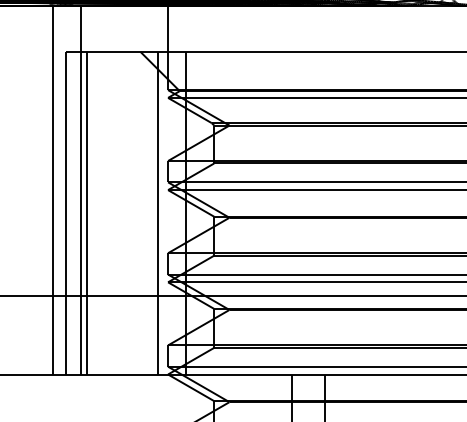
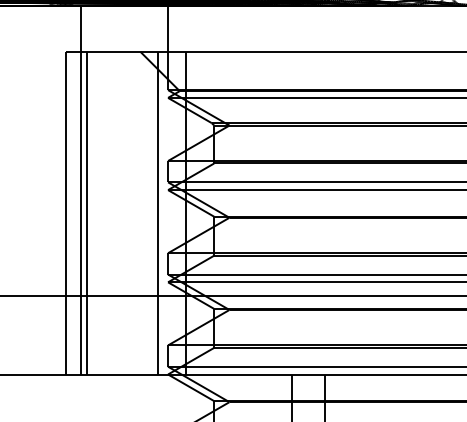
line: present -> none (52, 189)
